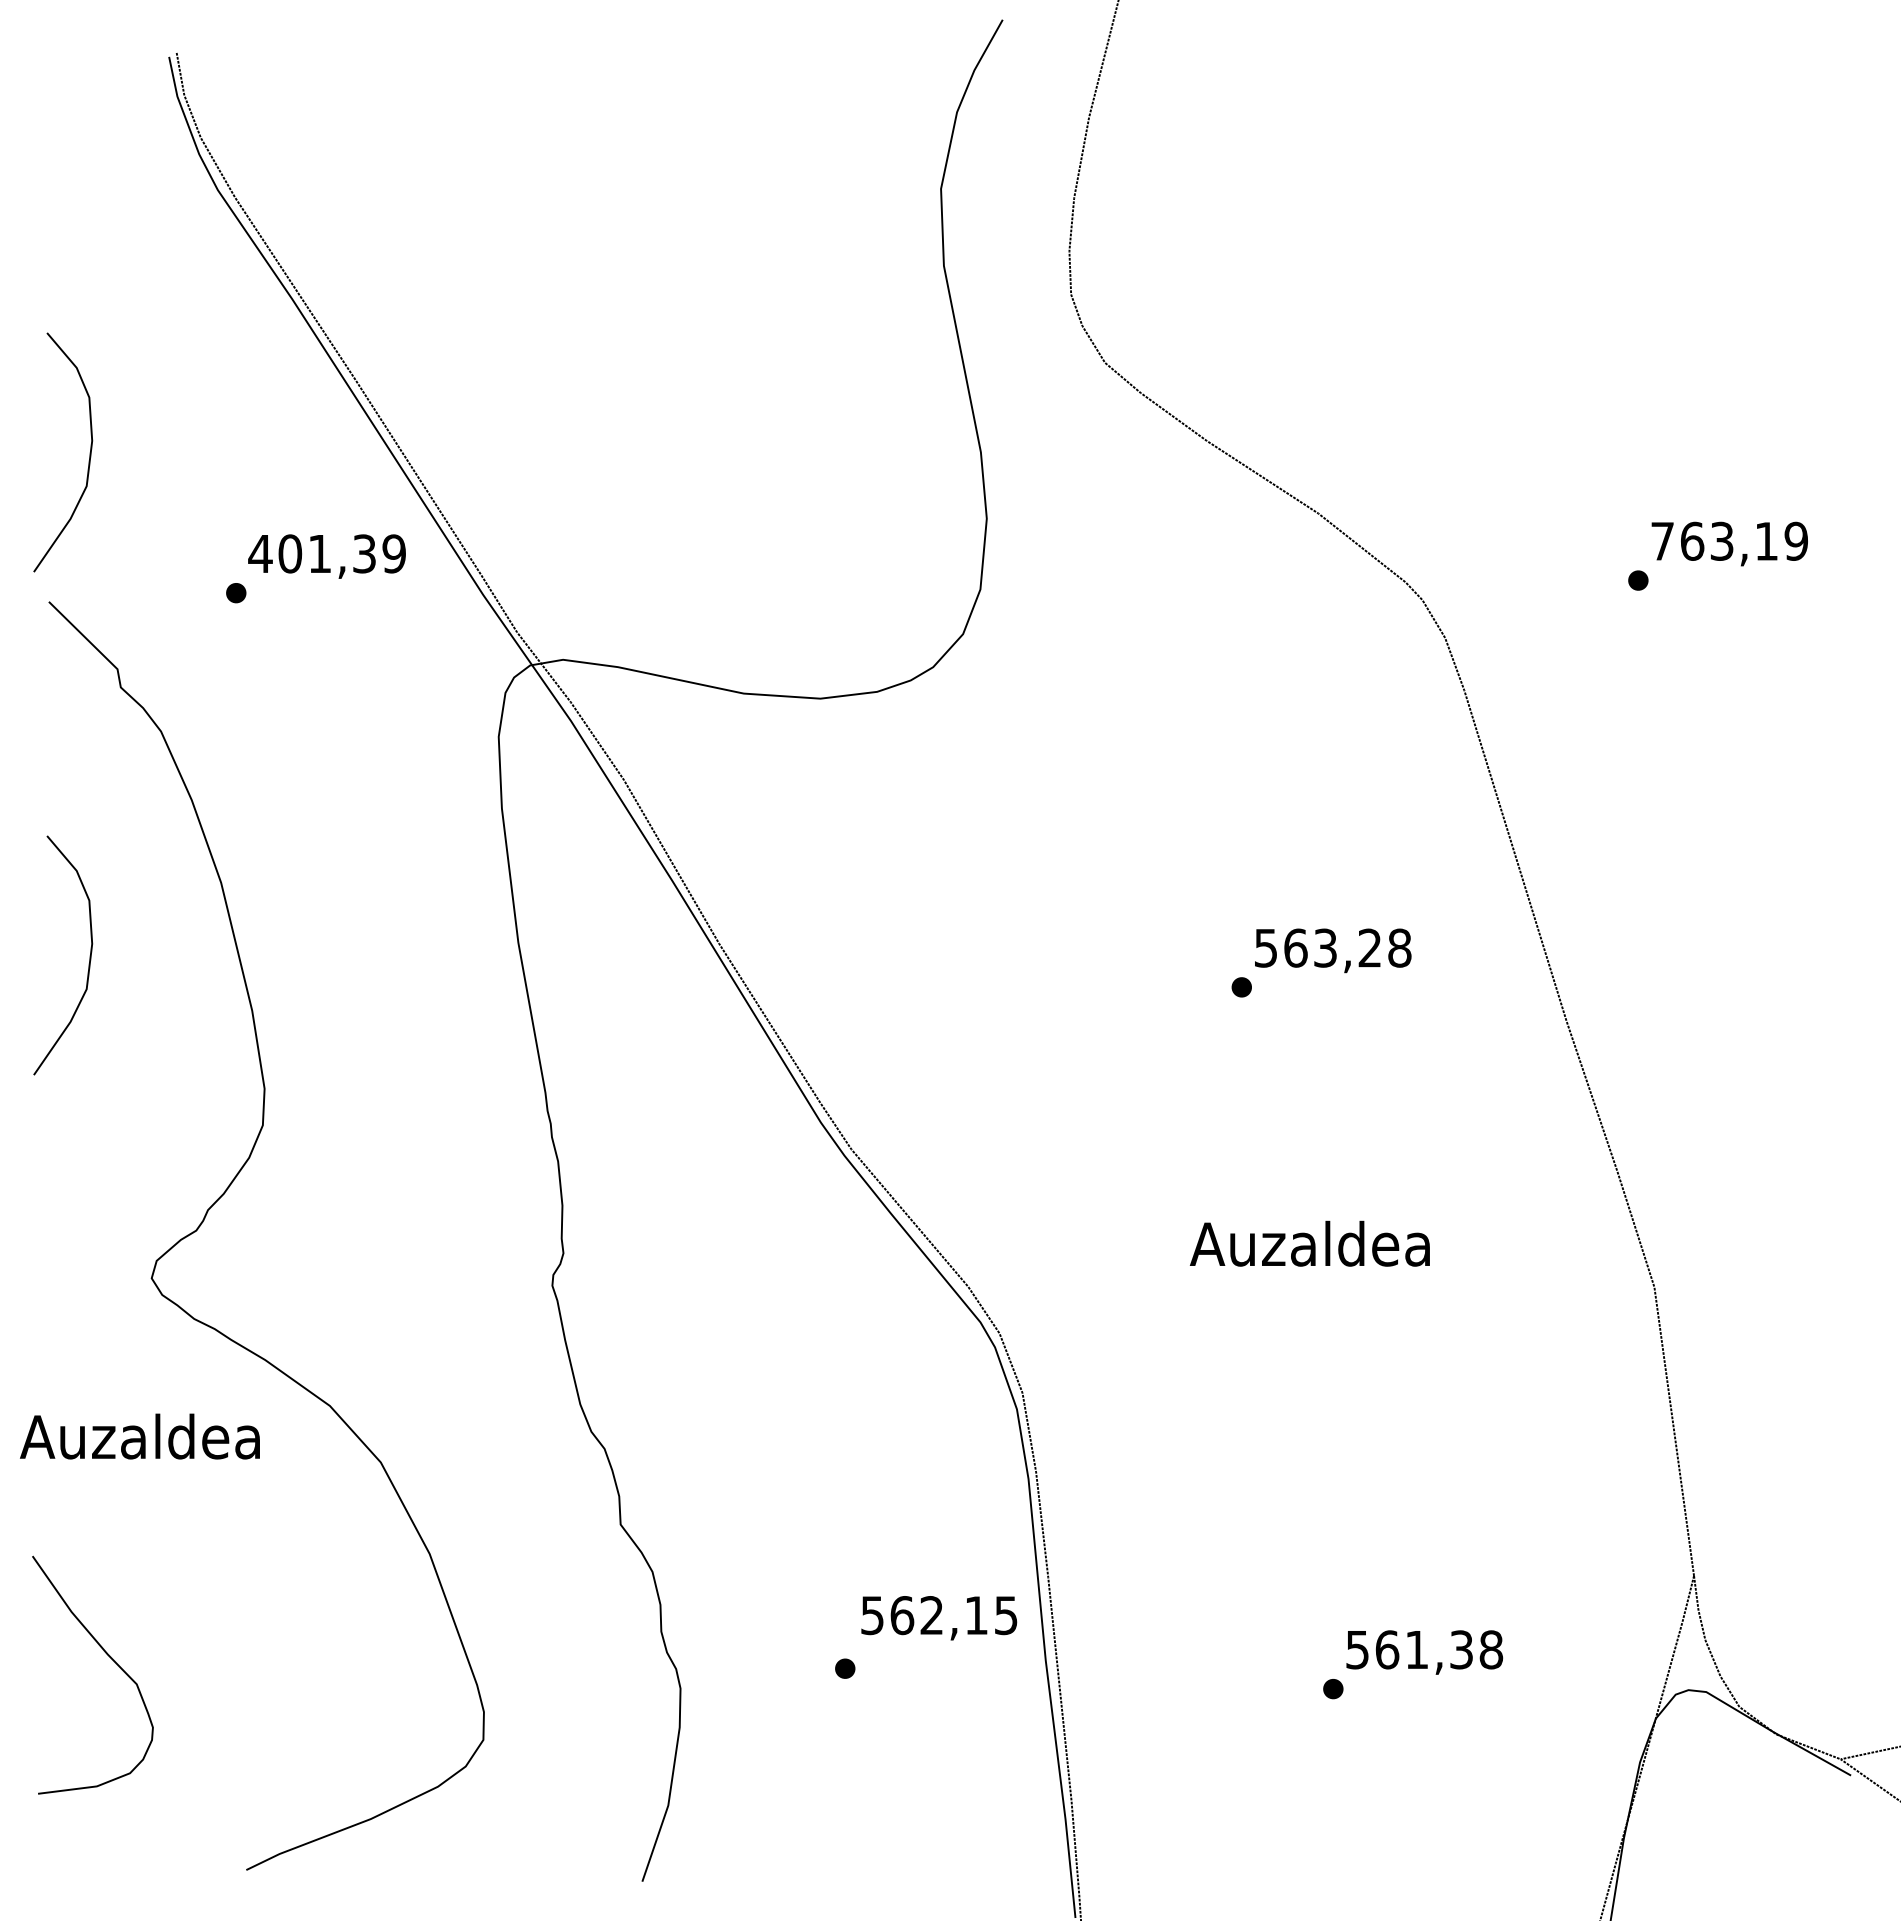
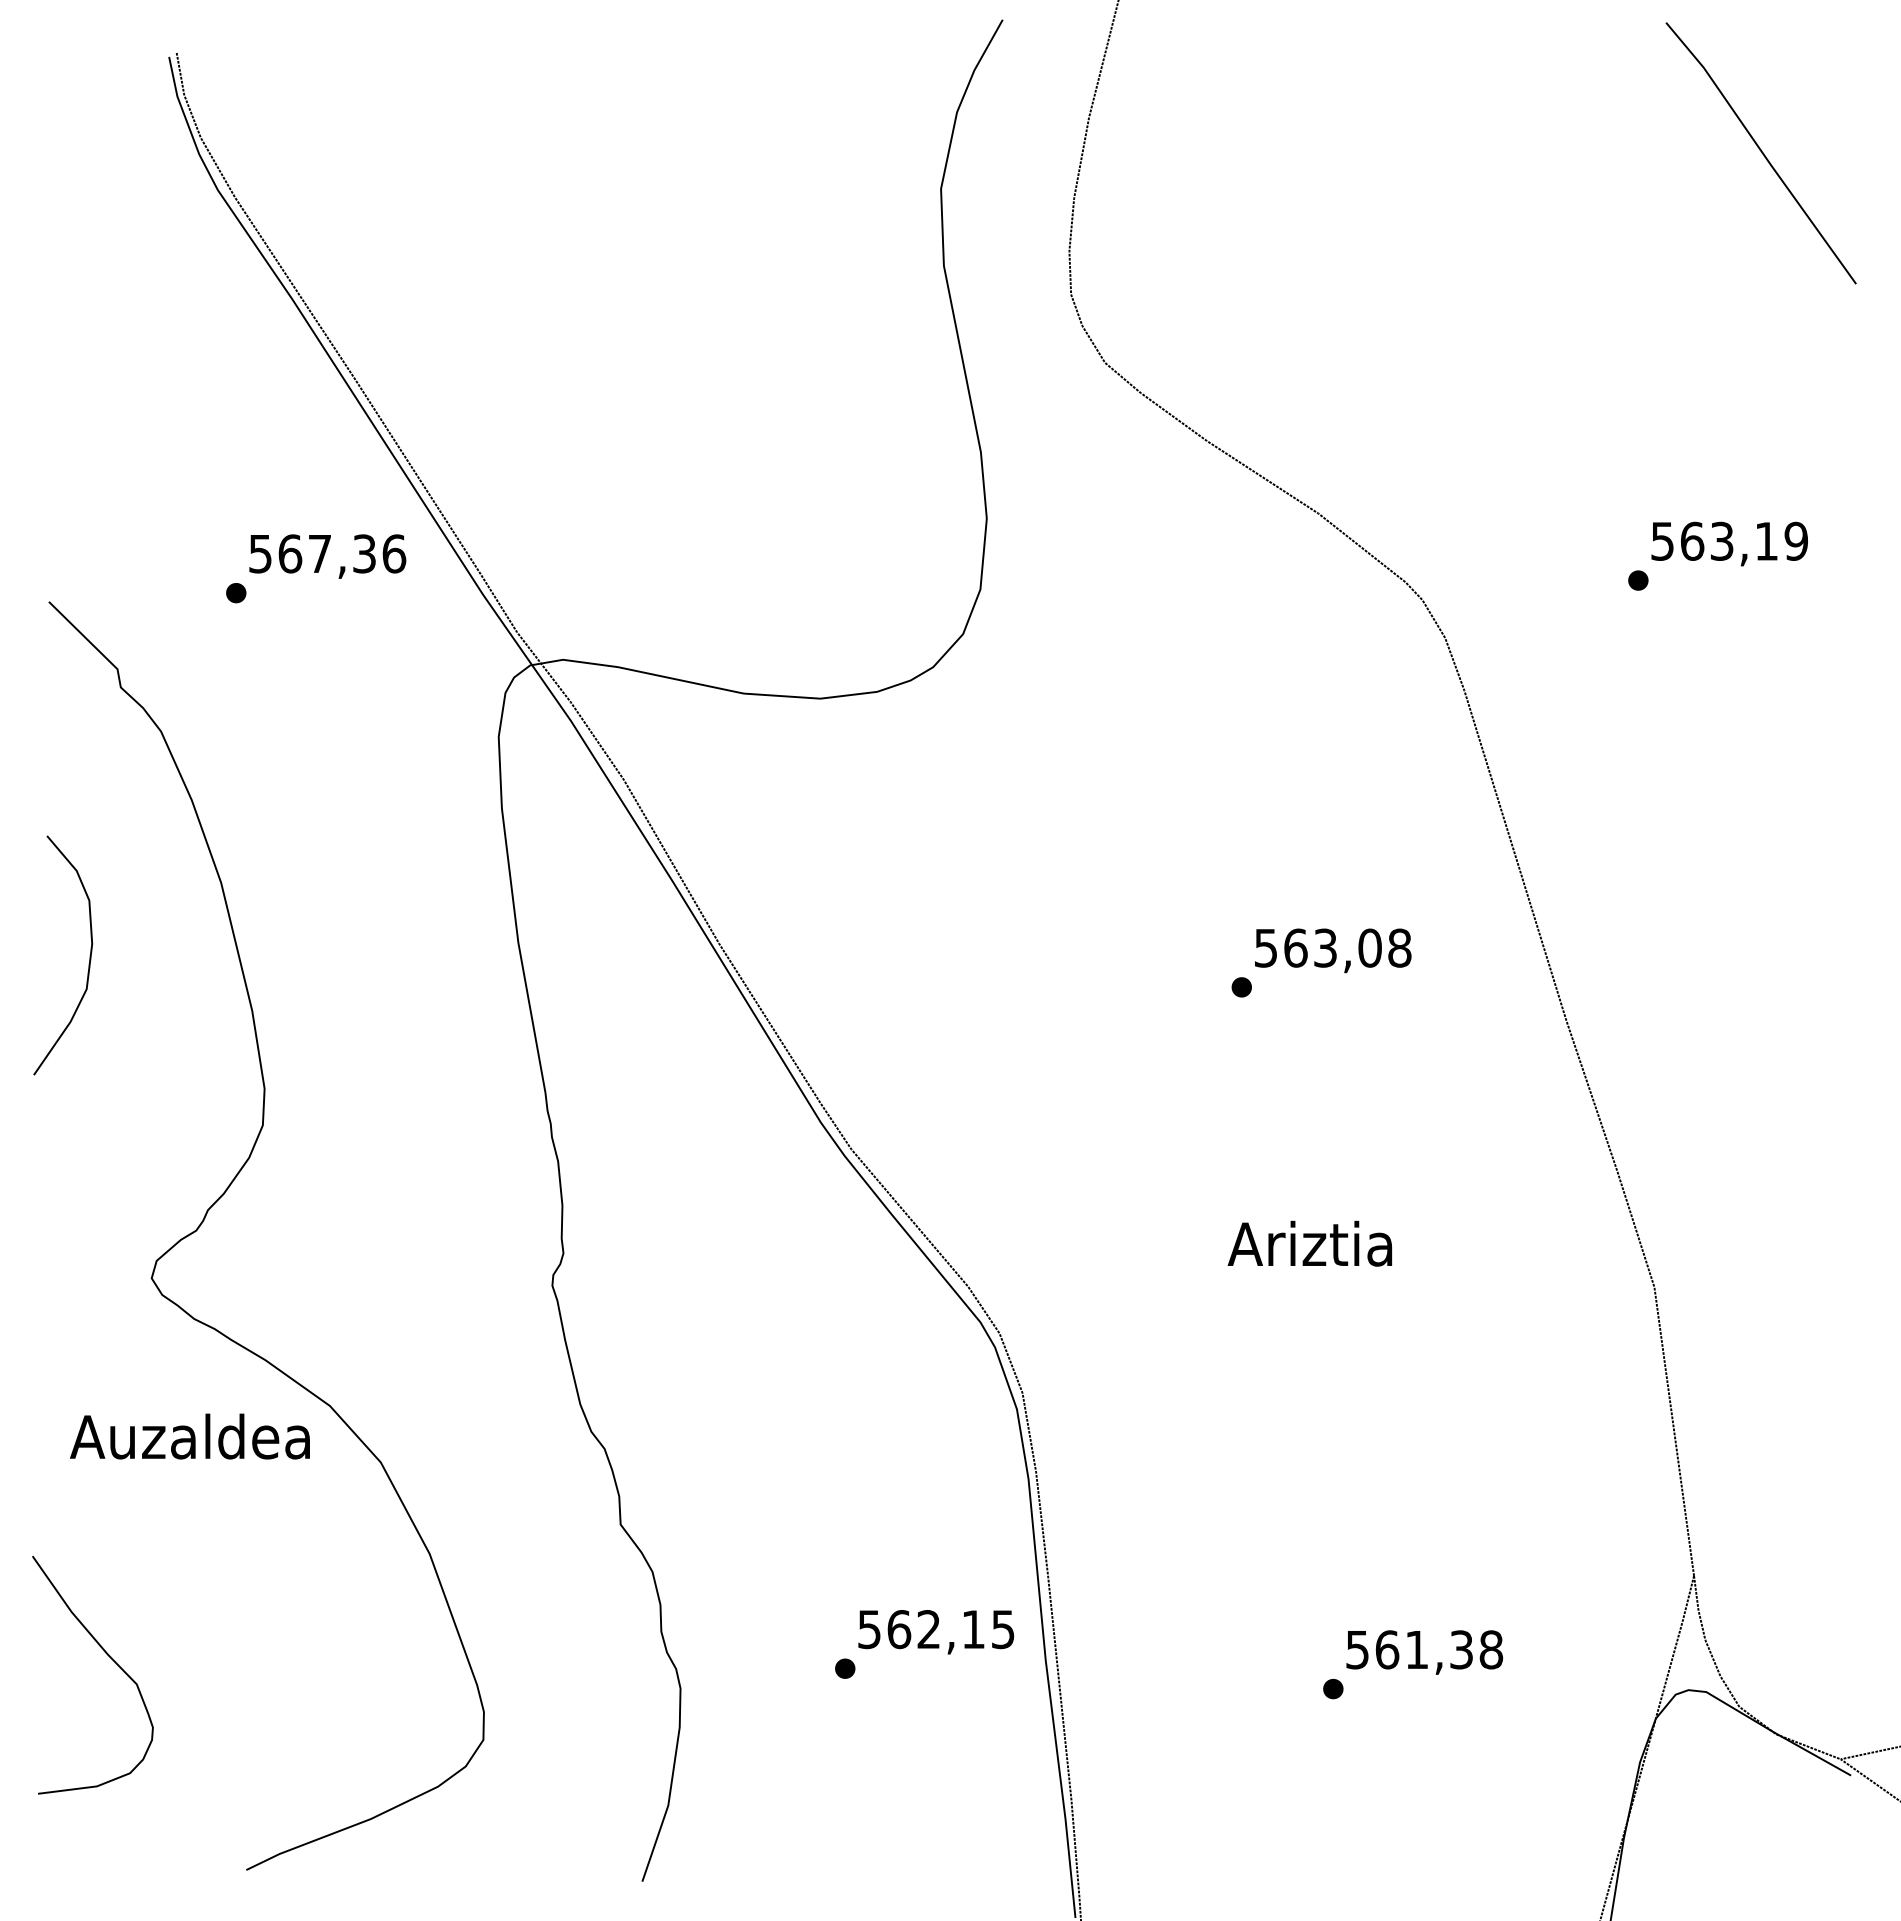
line: none -> present (1761, 153)
curve: present -> none (89, 452)
text: 763,19 -> 563,19 (1662, 541)
text: 401,39 -> 567,36 (327, 553)
text: 563,28 -> 563,08 (1369, 947)
text: Auzaldea -> Ariztia (1309, 1243)
text position: (139, 1436) -> (189, 1436) (189, 1436)
text position: (939, 1618) -> (936, 1632) (936, 1632)
